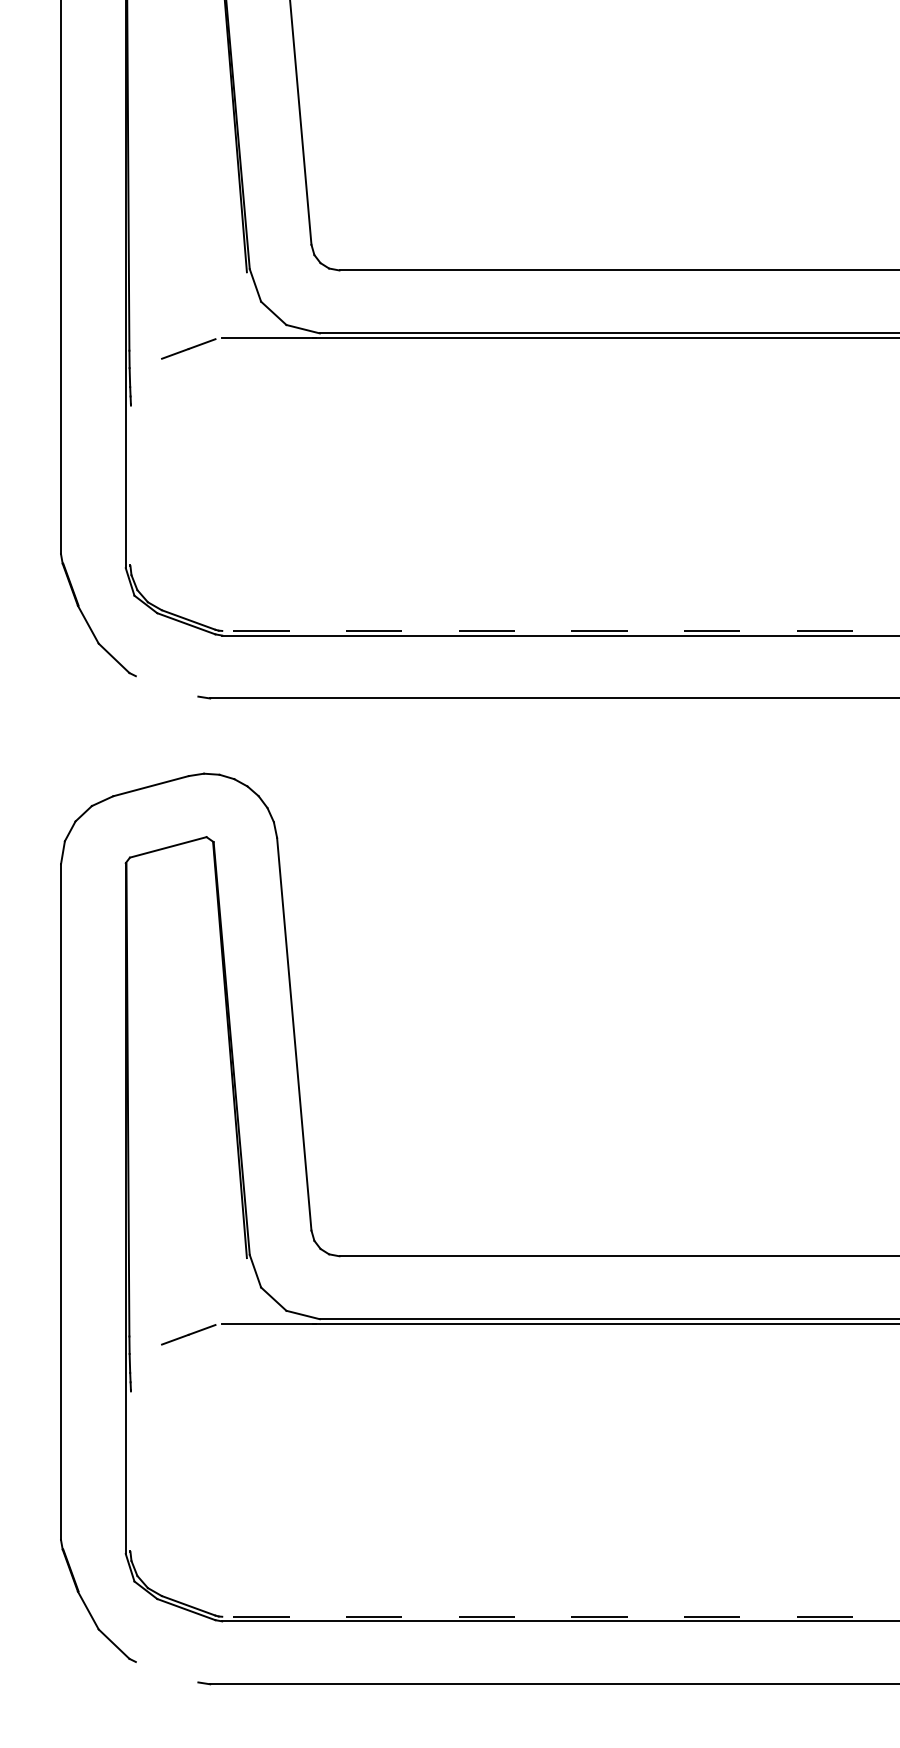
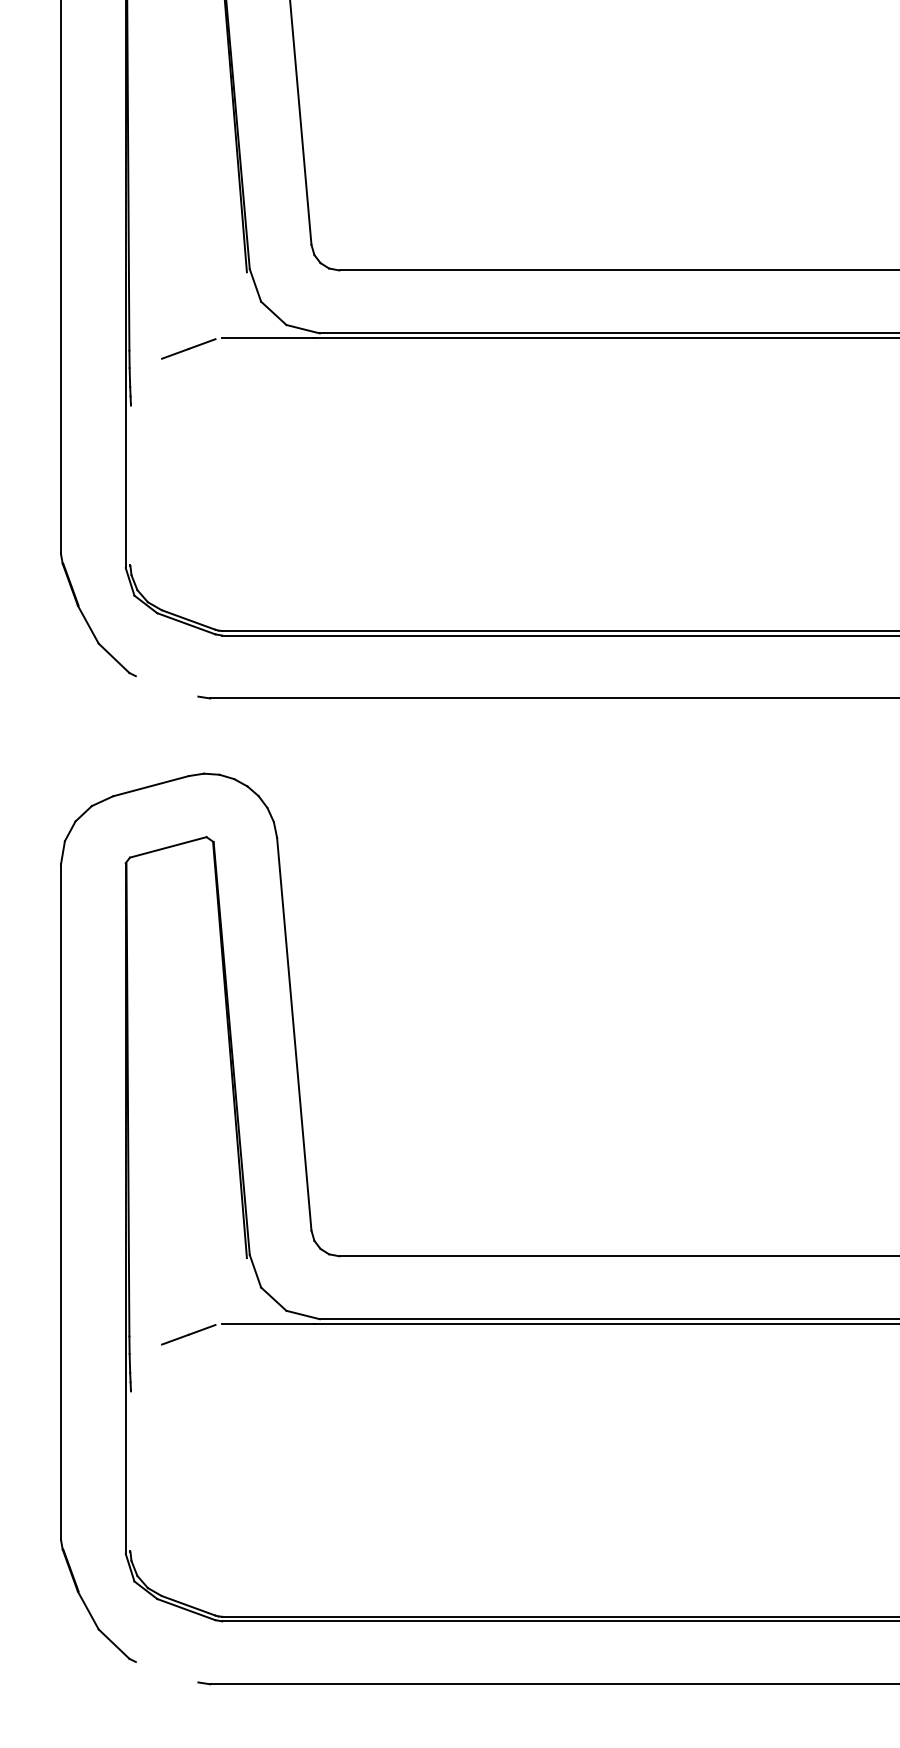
line: dashed -> solid (561, 630)
line: dashed -> solid (561, 1616)
